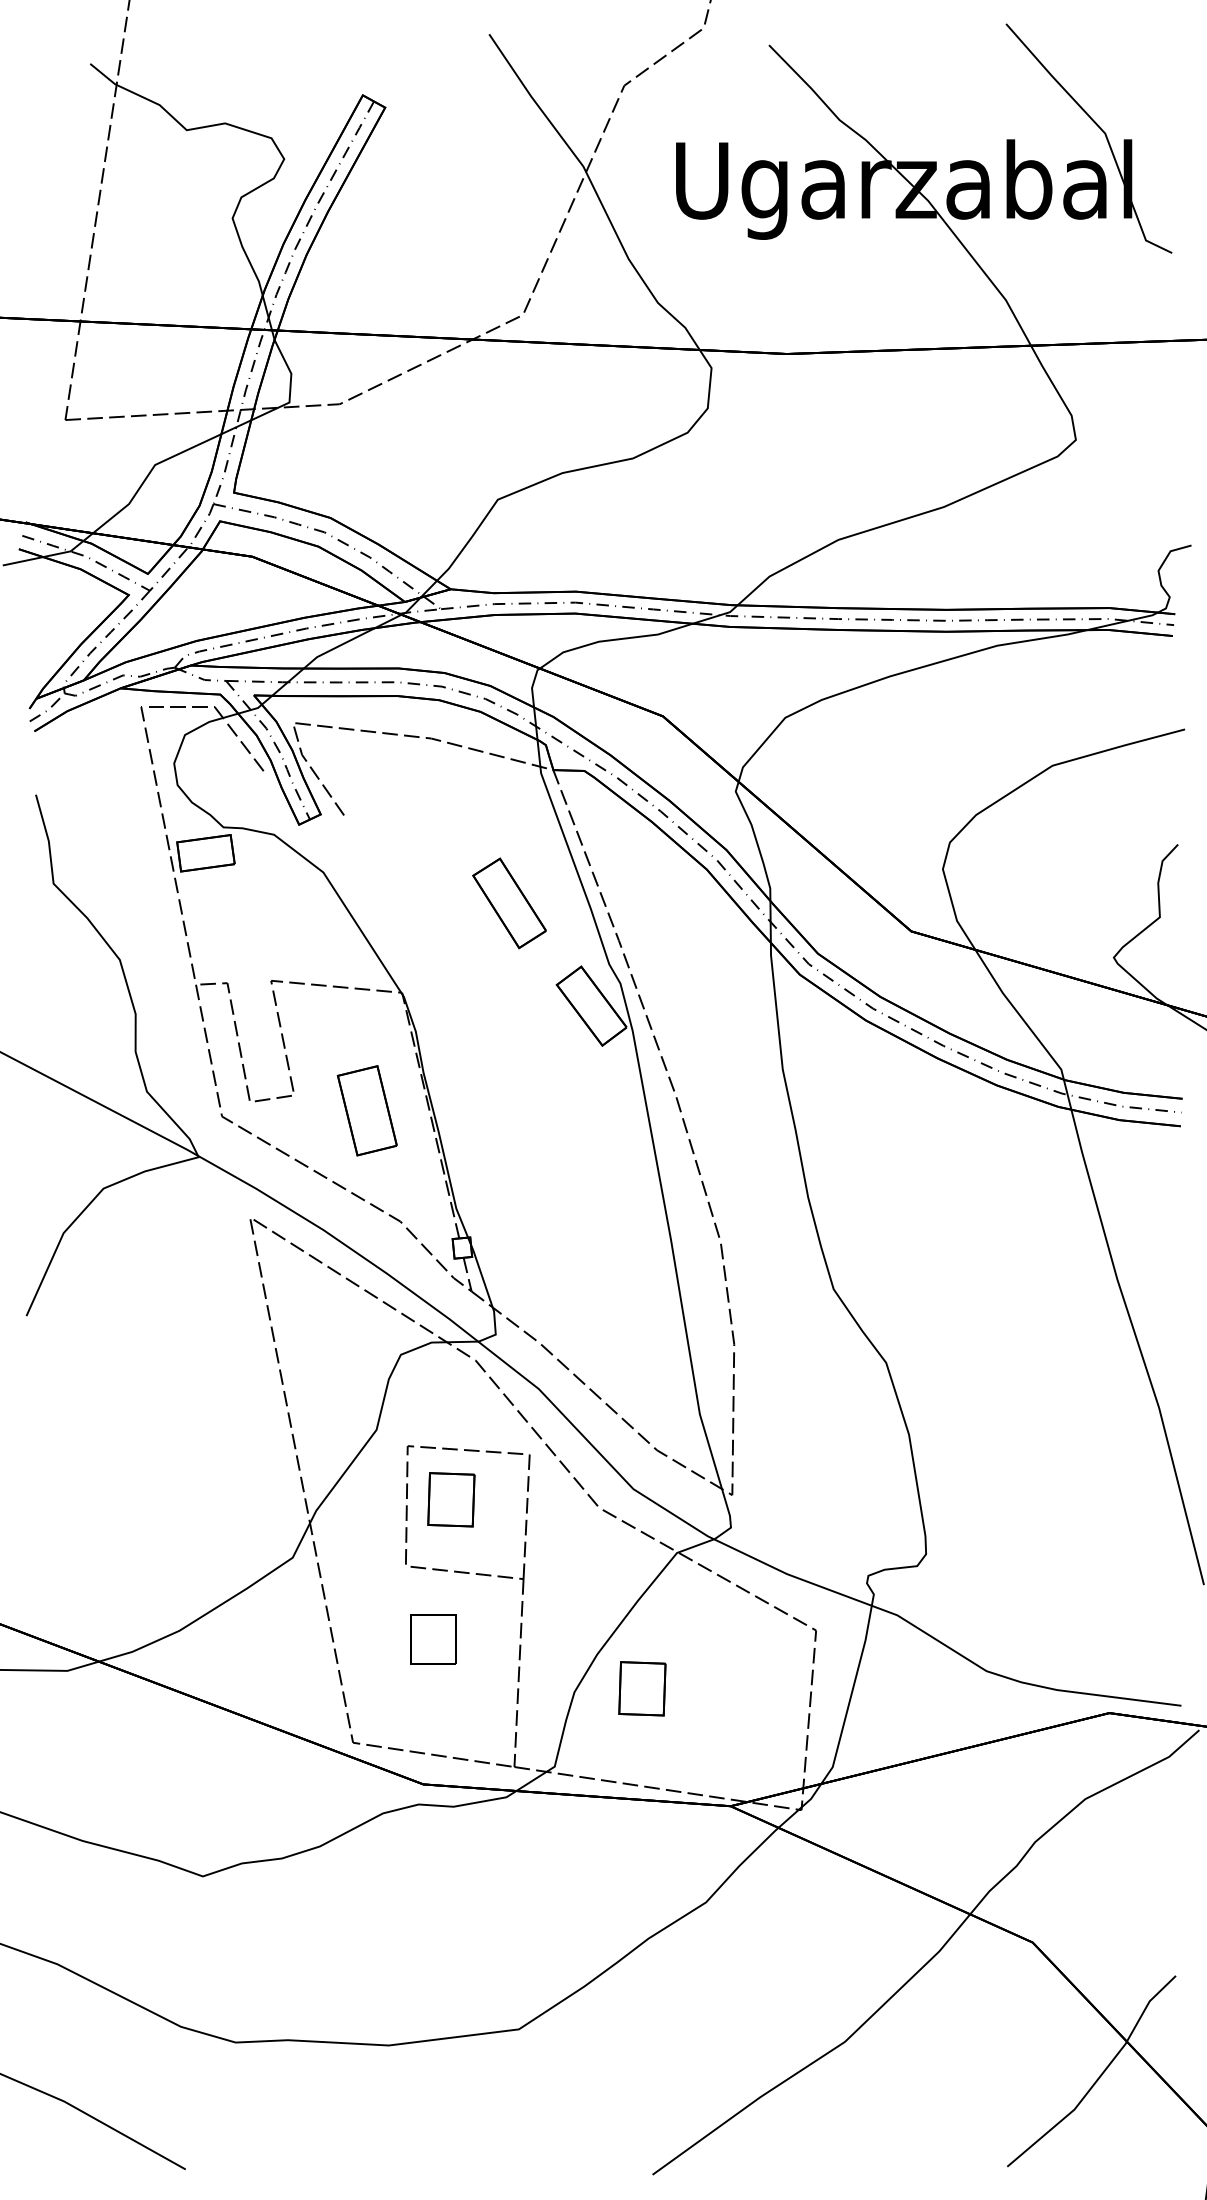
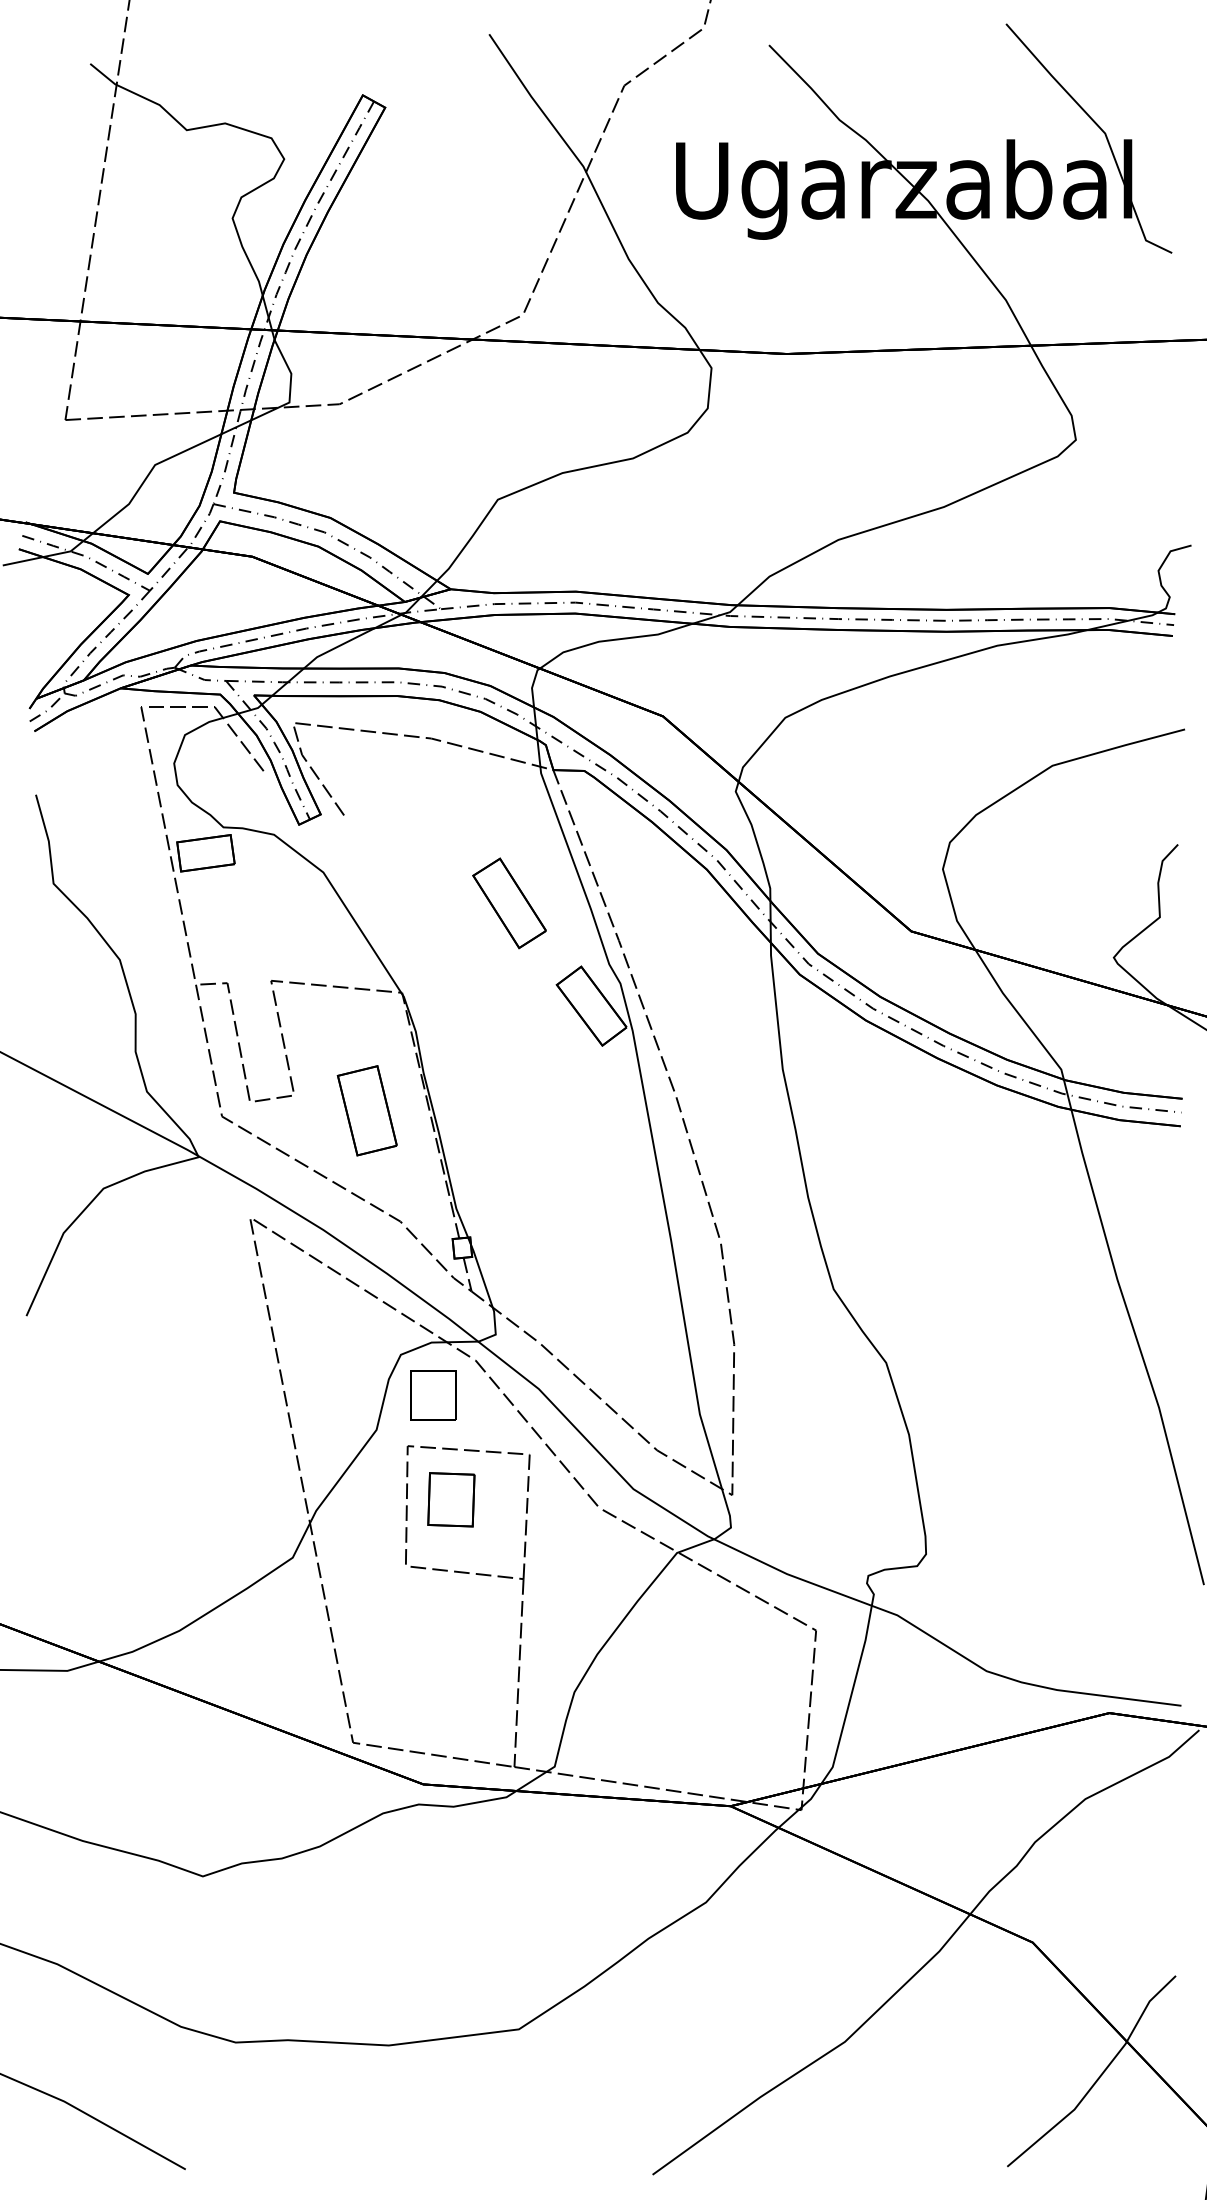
part position: (433, 1639) -> (433, 1395) (433, 1395)
part: present -> none (642, 1688)
